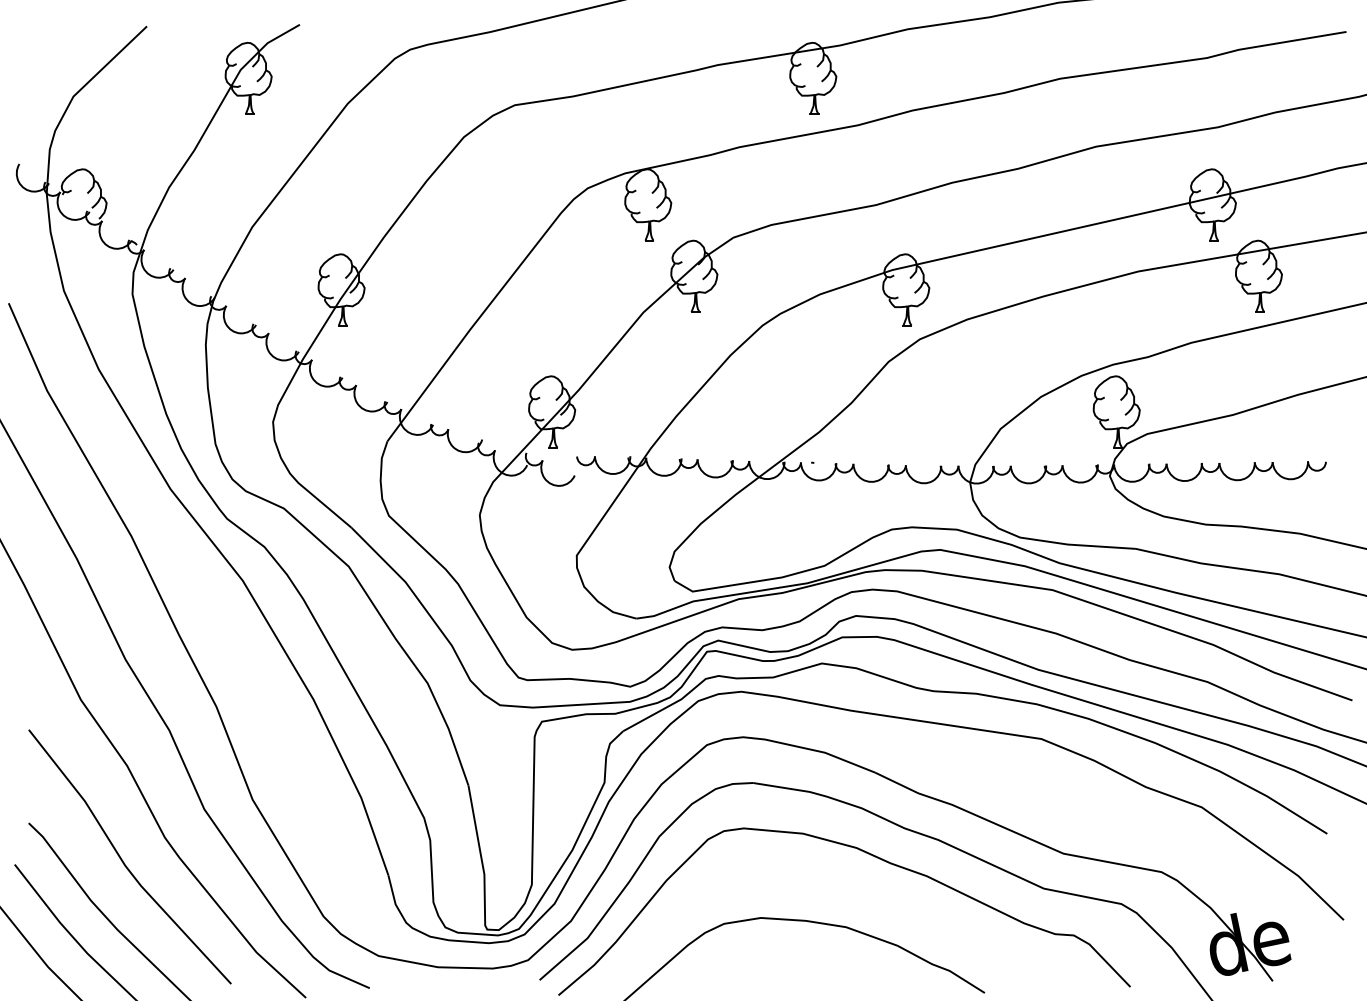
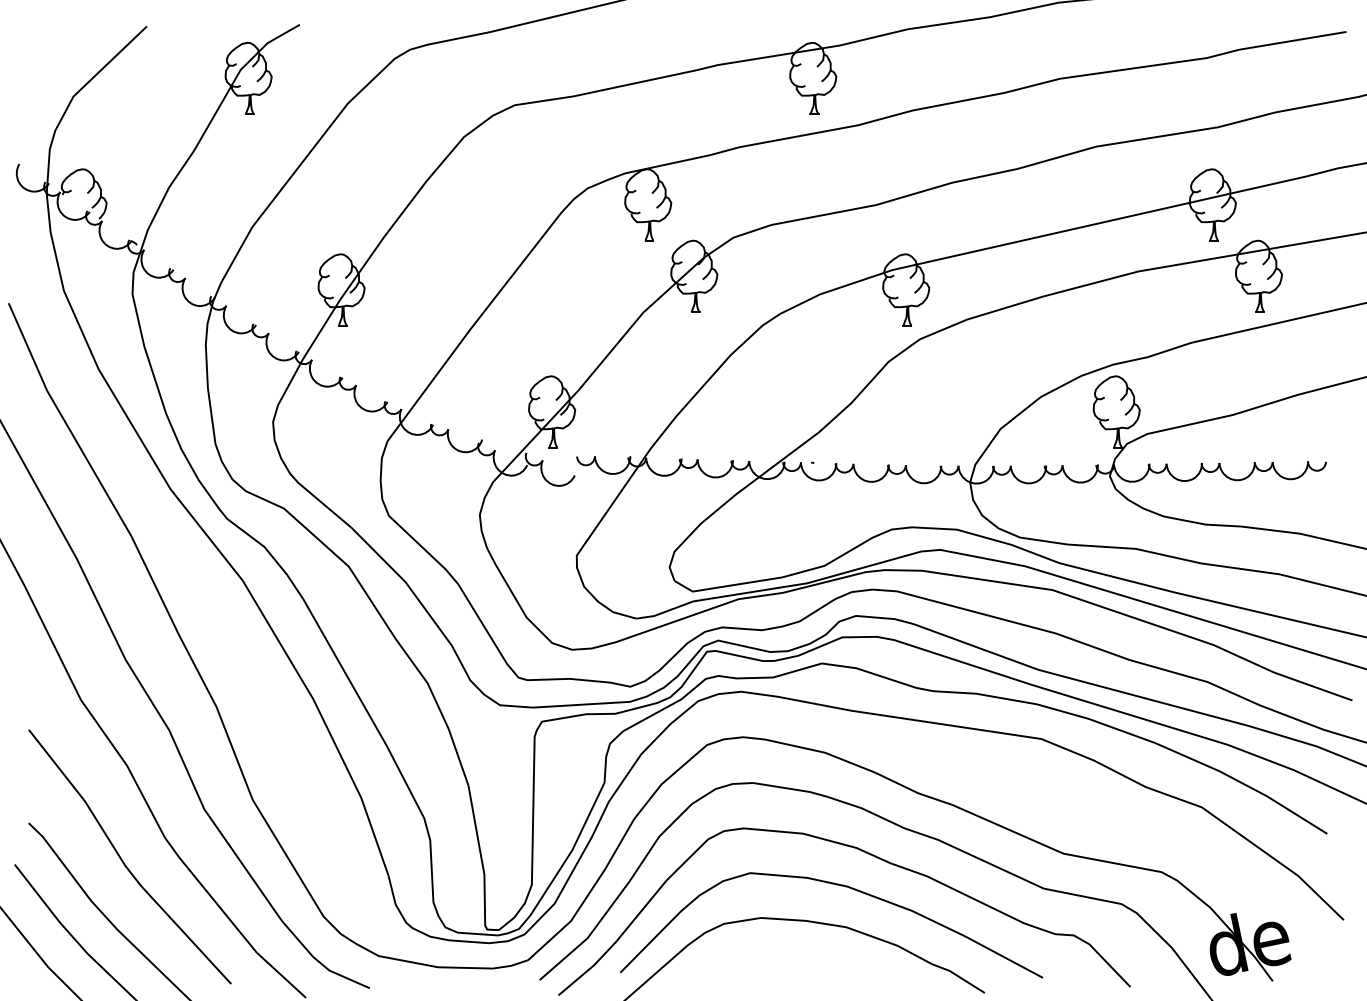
curve: none -> present (841, 886)
